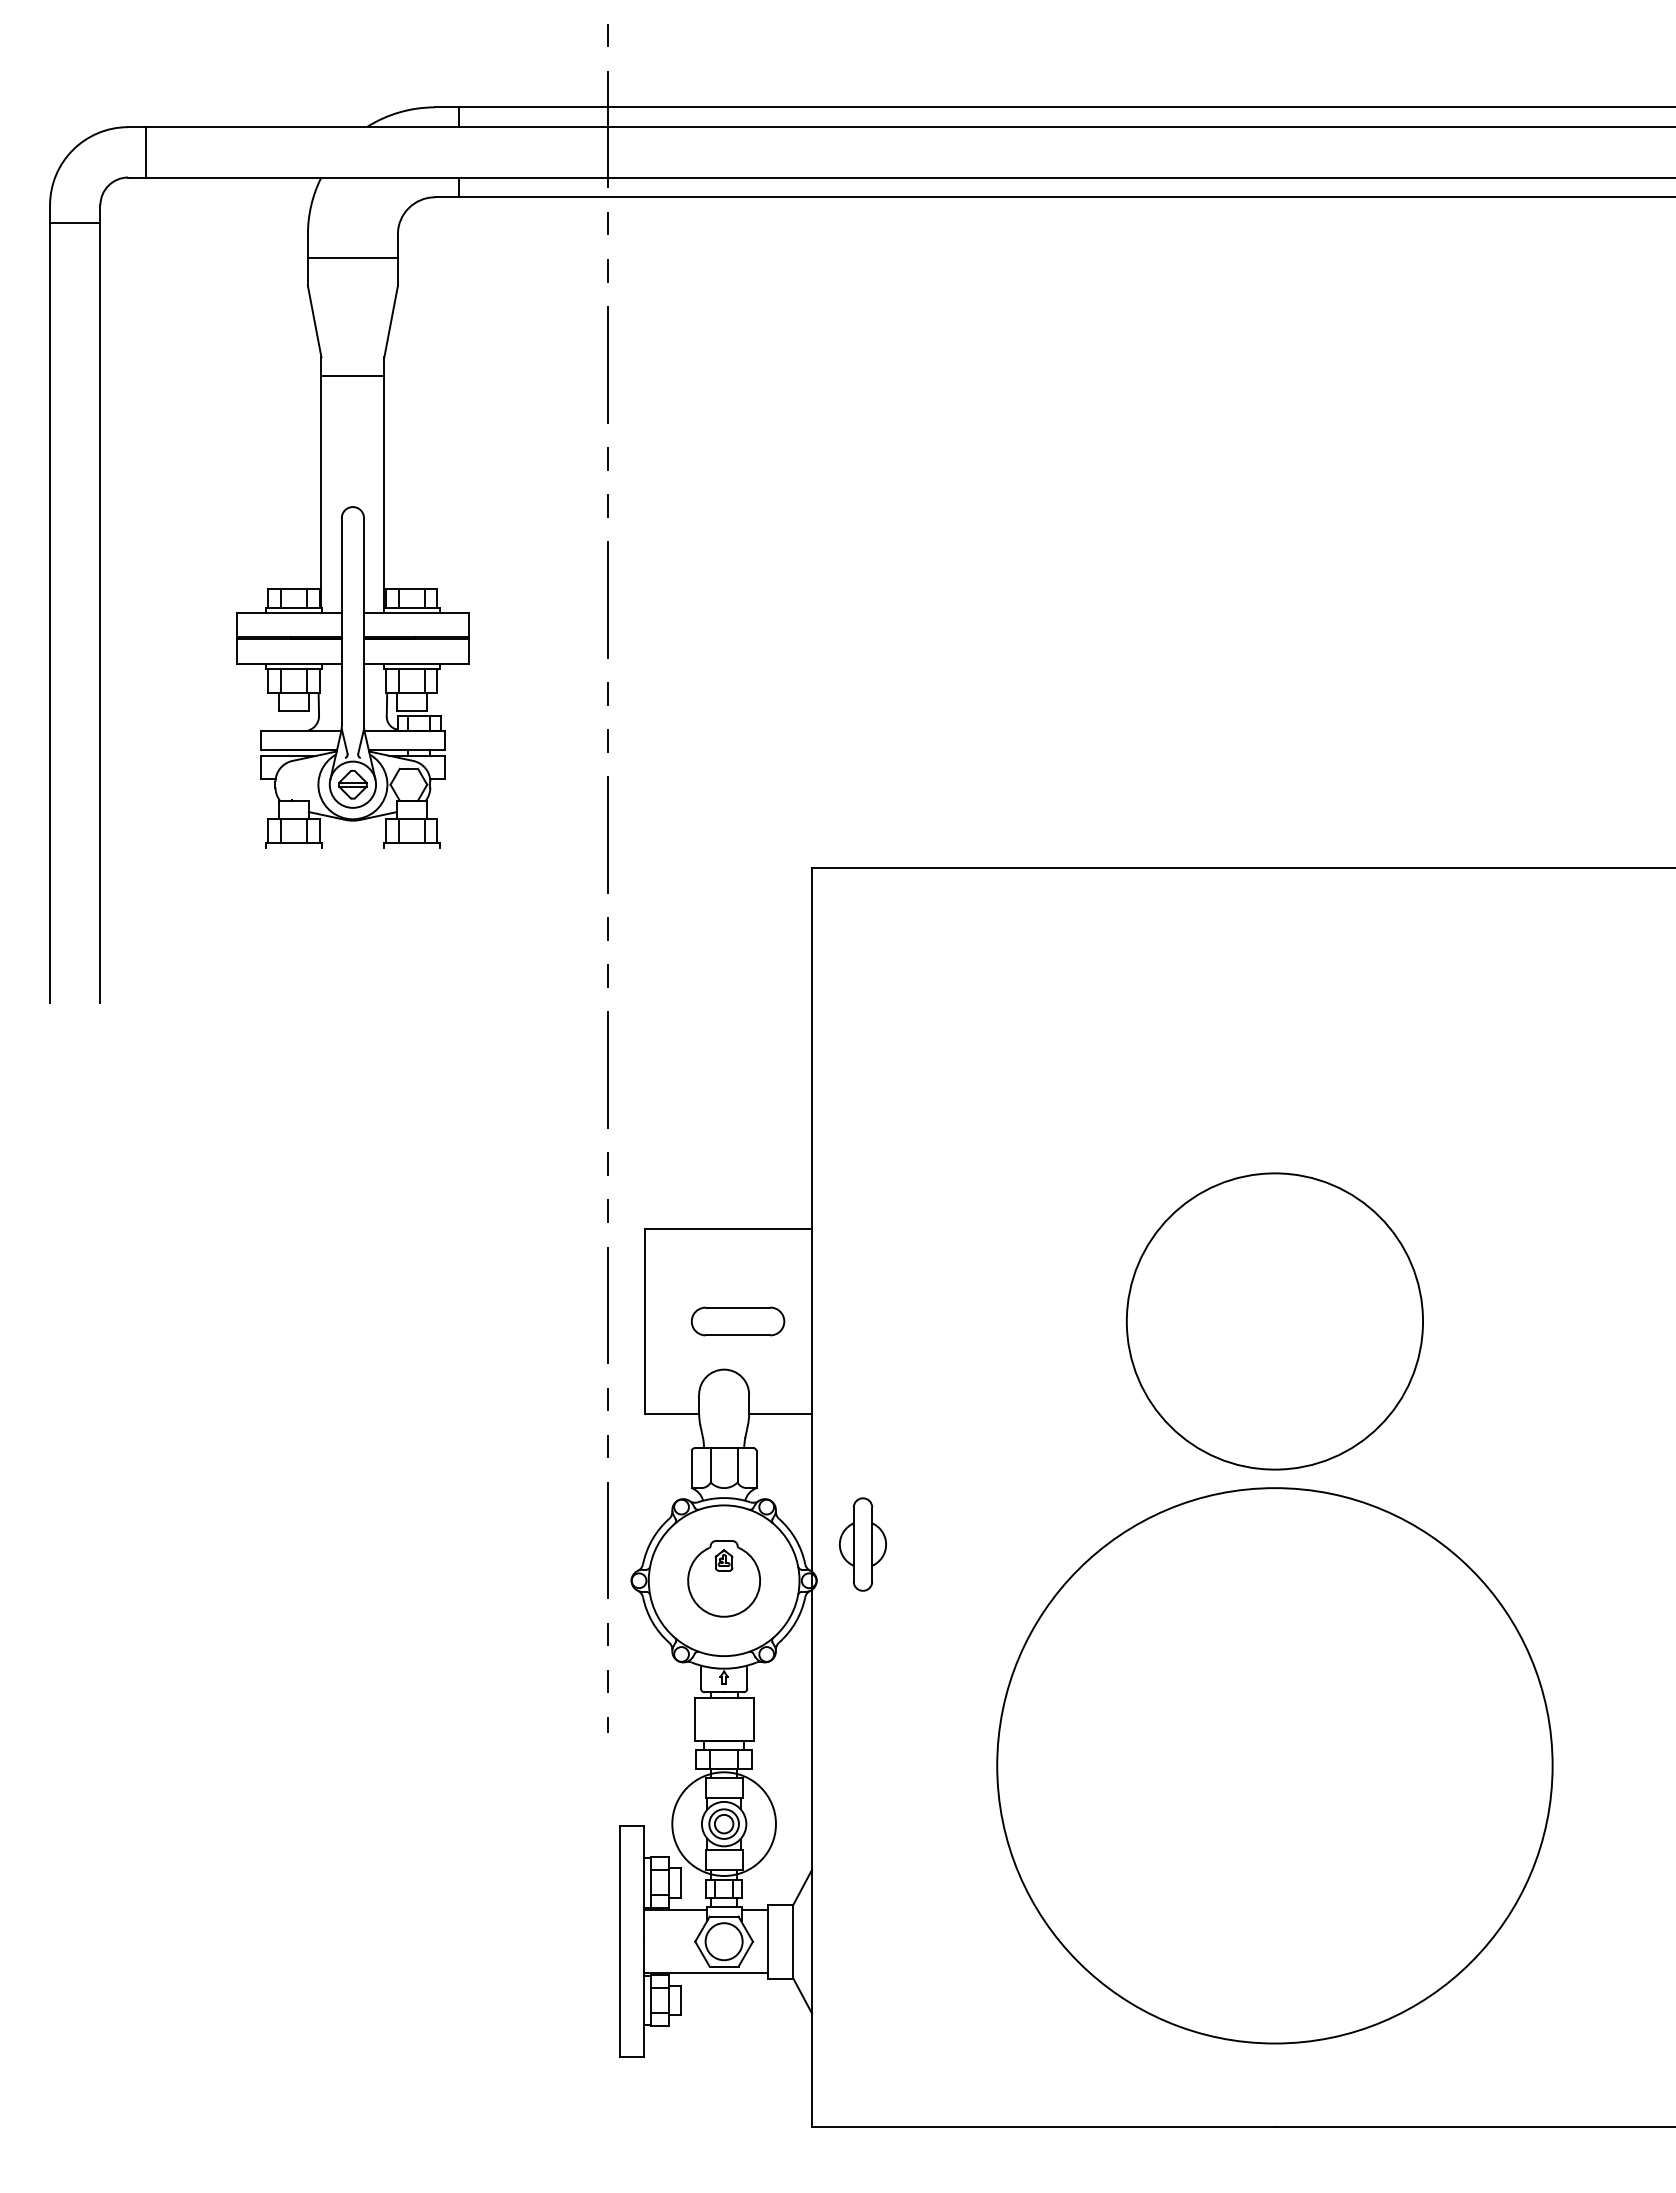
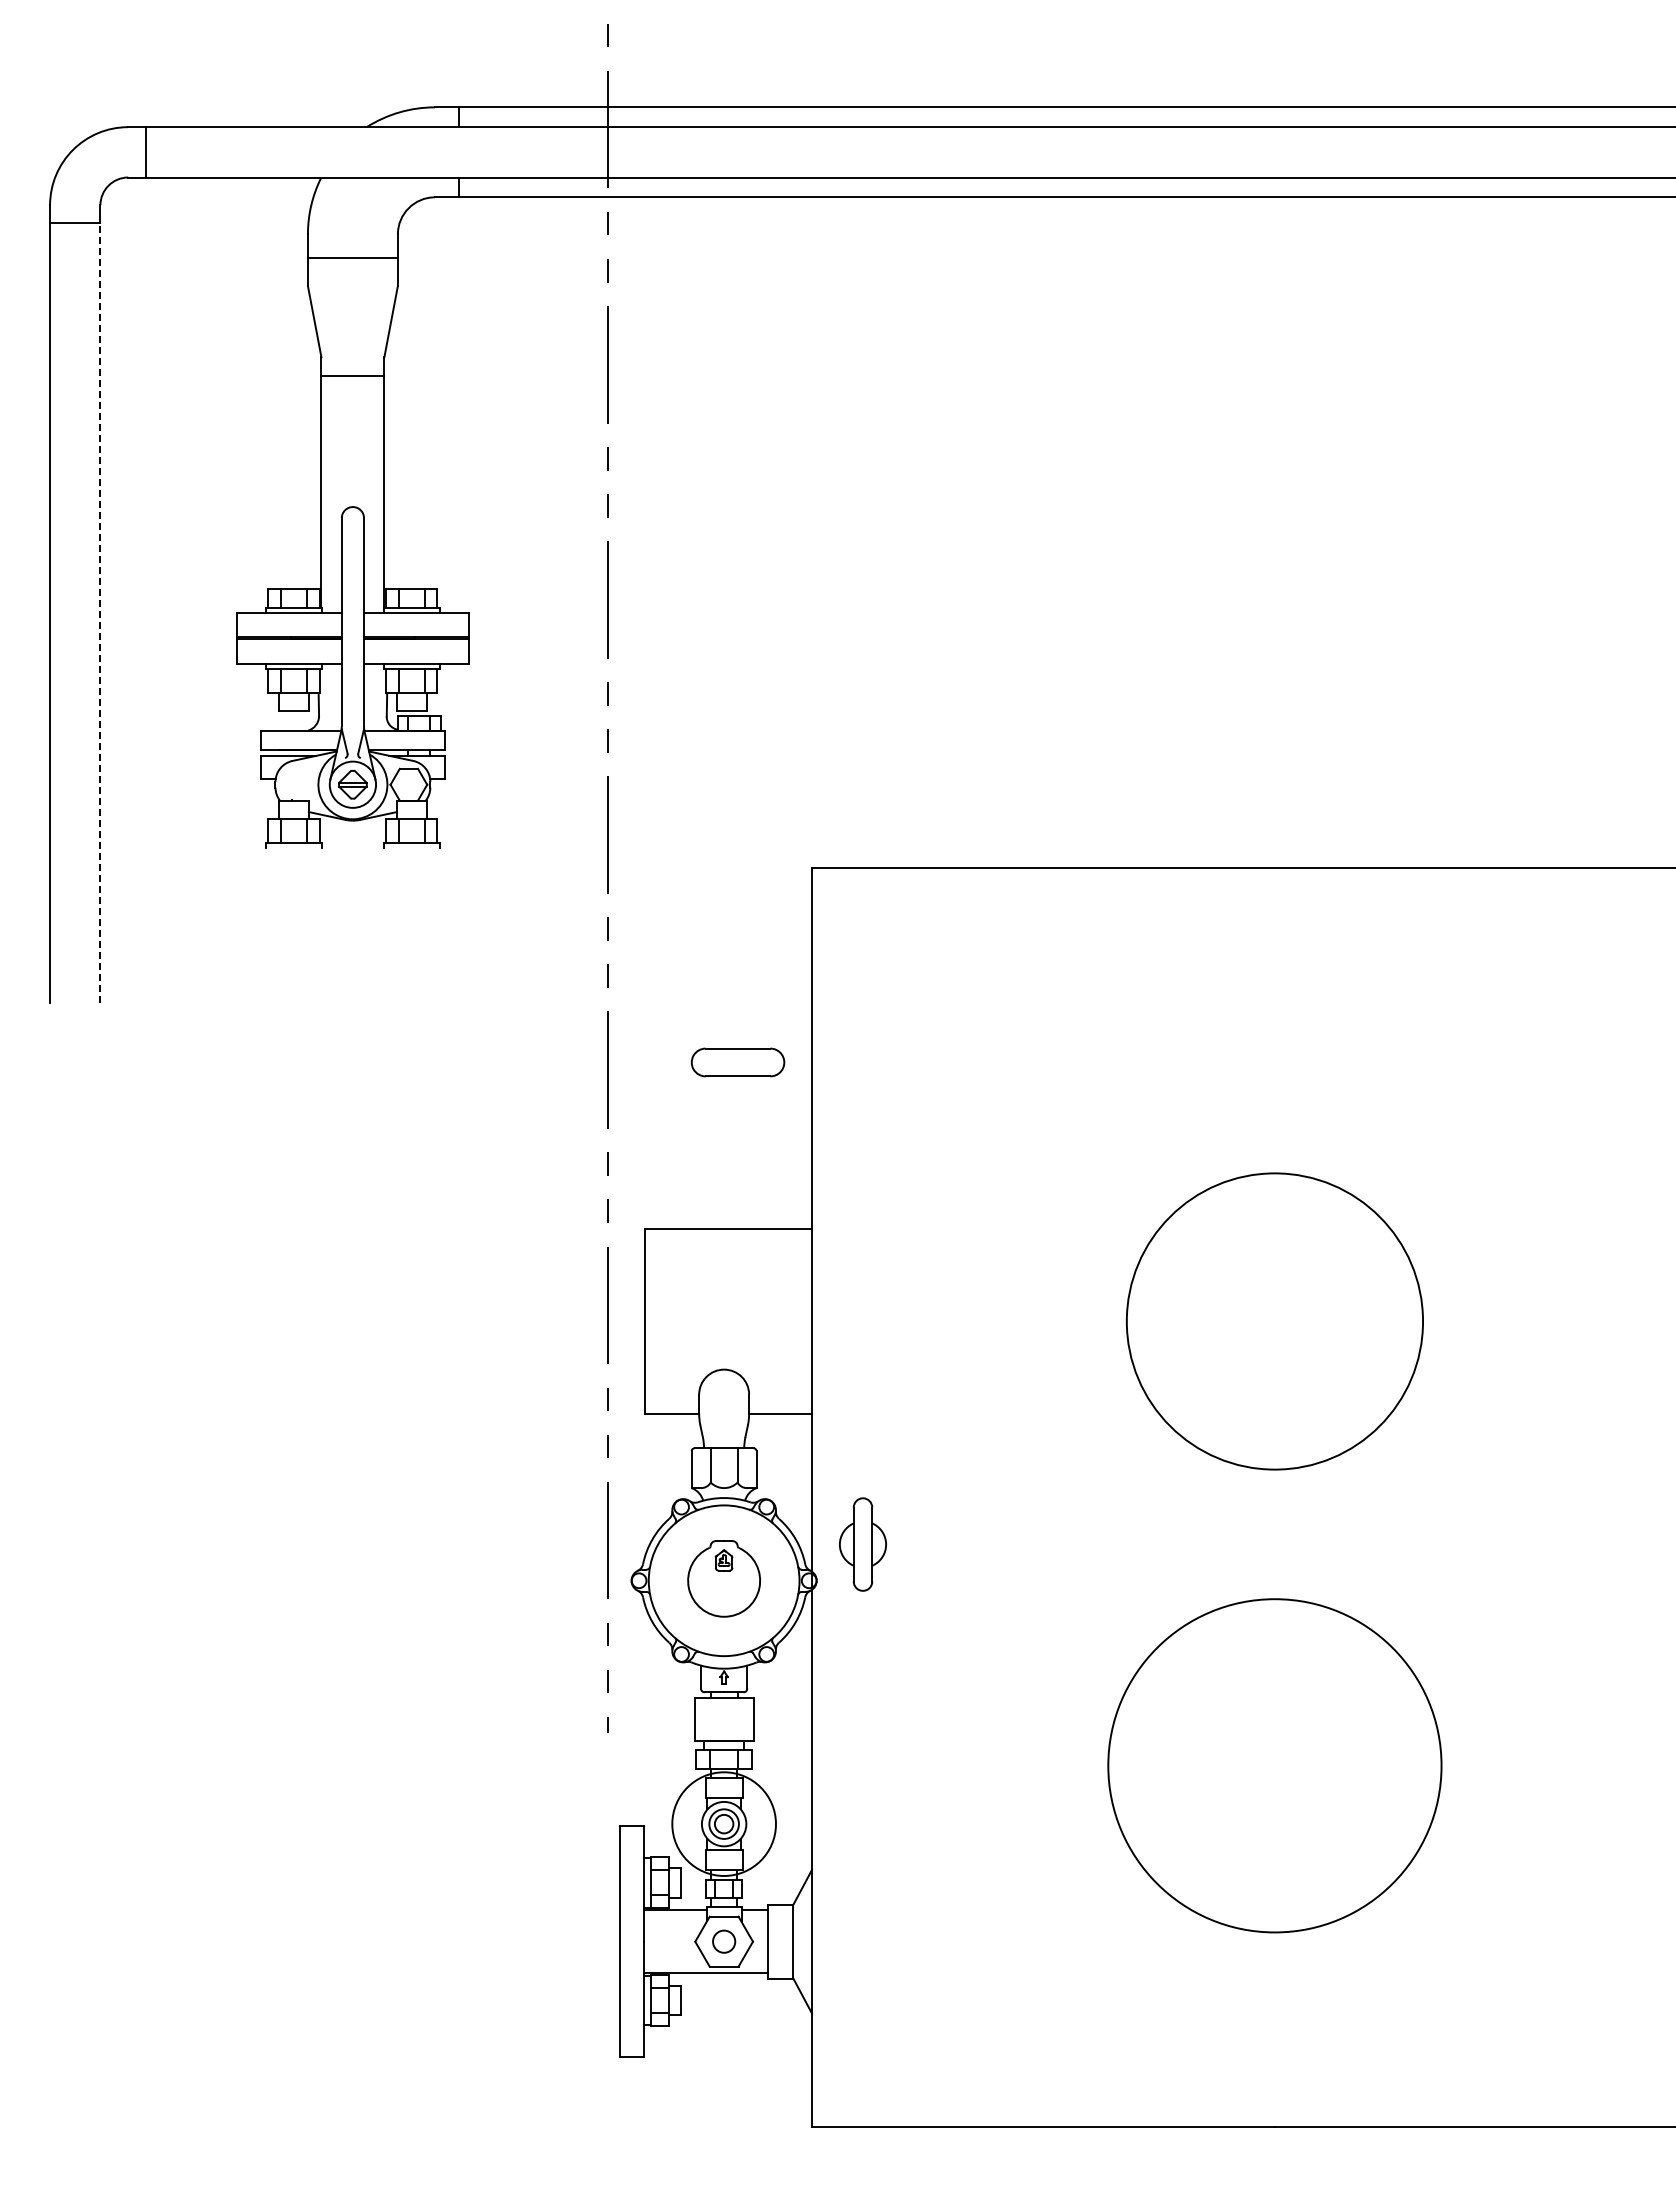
line: solid -> dashed (100, 612)
part position: (737, 1321) -> (737, 1062) (737, 1062)
circle diameter: 555 px -> 333 px (1274, 1765)
circle diameter: 37 px -> 22 px (724, 1941)
